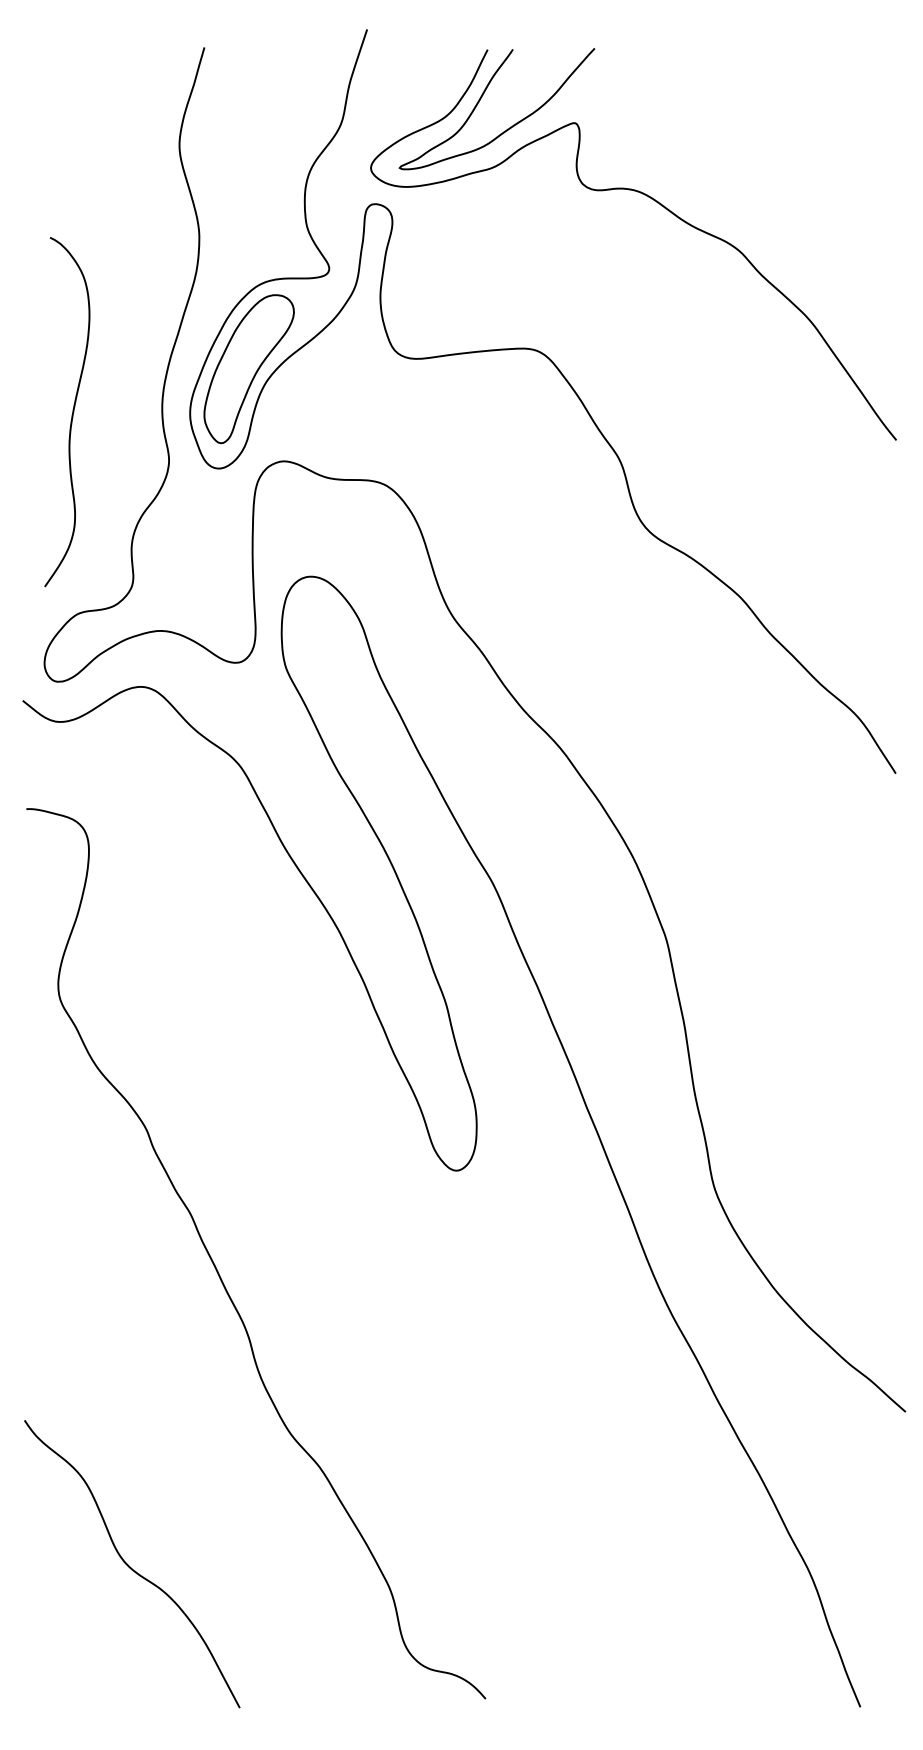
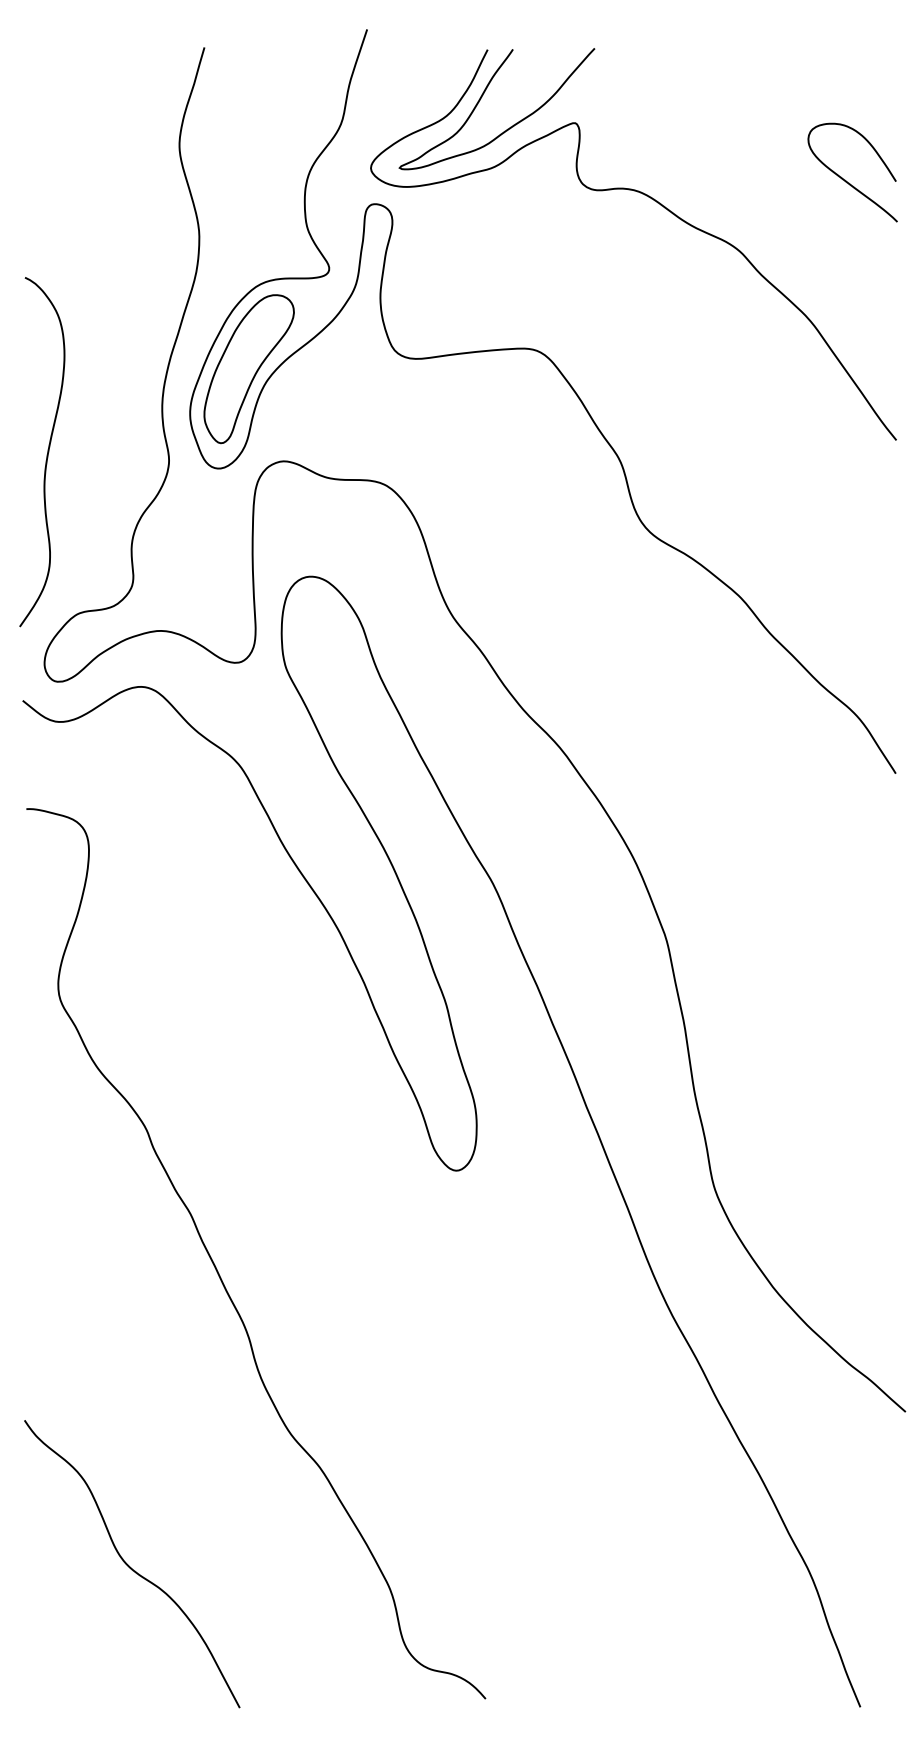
curve: none -> present (845, 179)
curve position: (71, 414) -> (46, 454) (46, 454)
